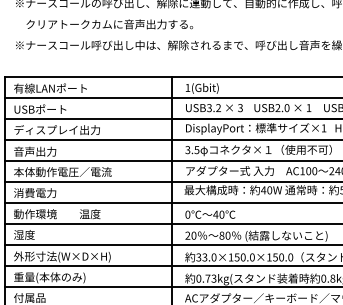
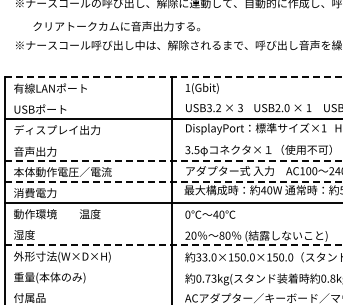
text position: (109, 24) -> (116, 26) (116, 26)
line: solid -> dashed (173, 76)
line: present -> none (172, 97)
line: present -> none (172, 139)
line: solid -> dashed (173, 160)
line: solid -> dashed (173, 181)
line: present -> none (172, 223)
line: solid -> dashed (173, 244)
line: present -> none (172, 265)
line: present -> none (172, 286)
